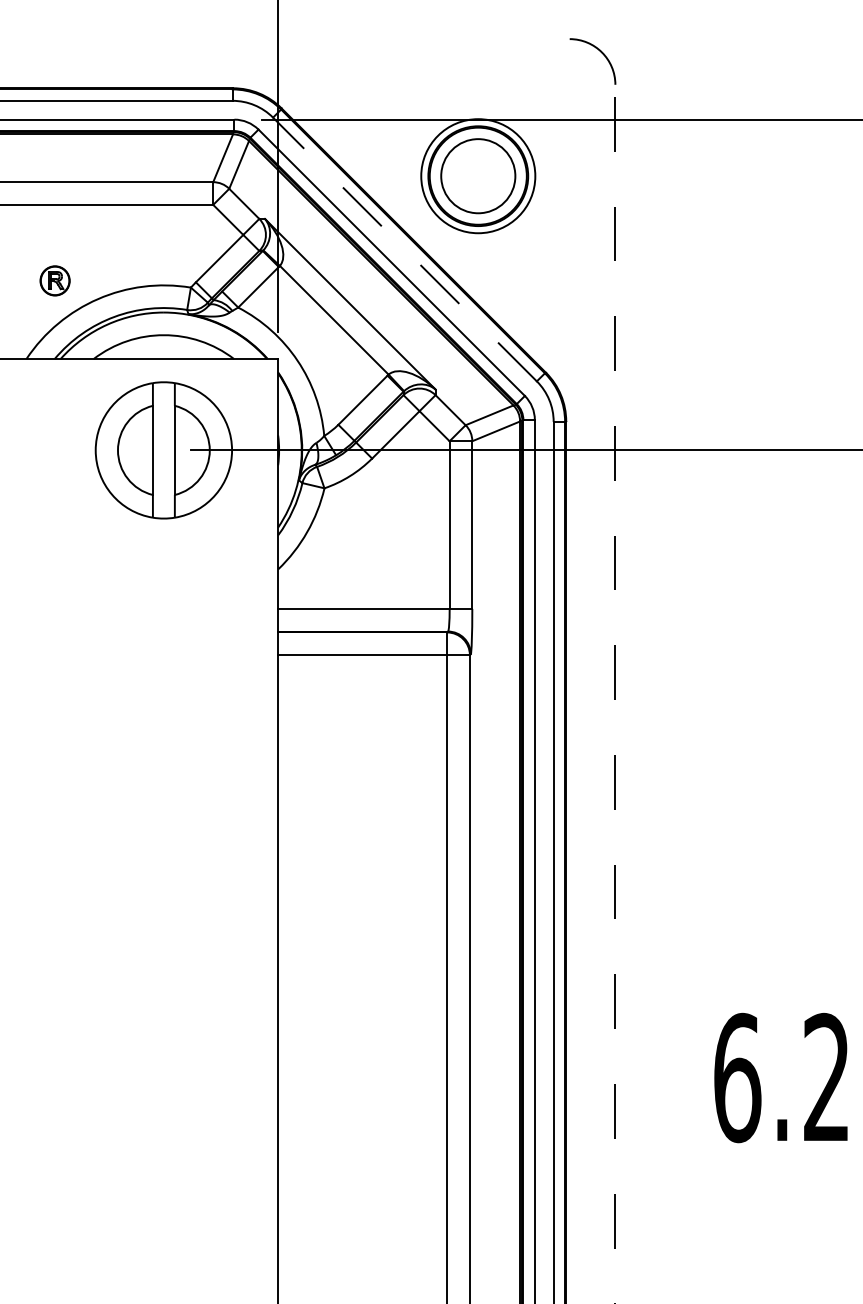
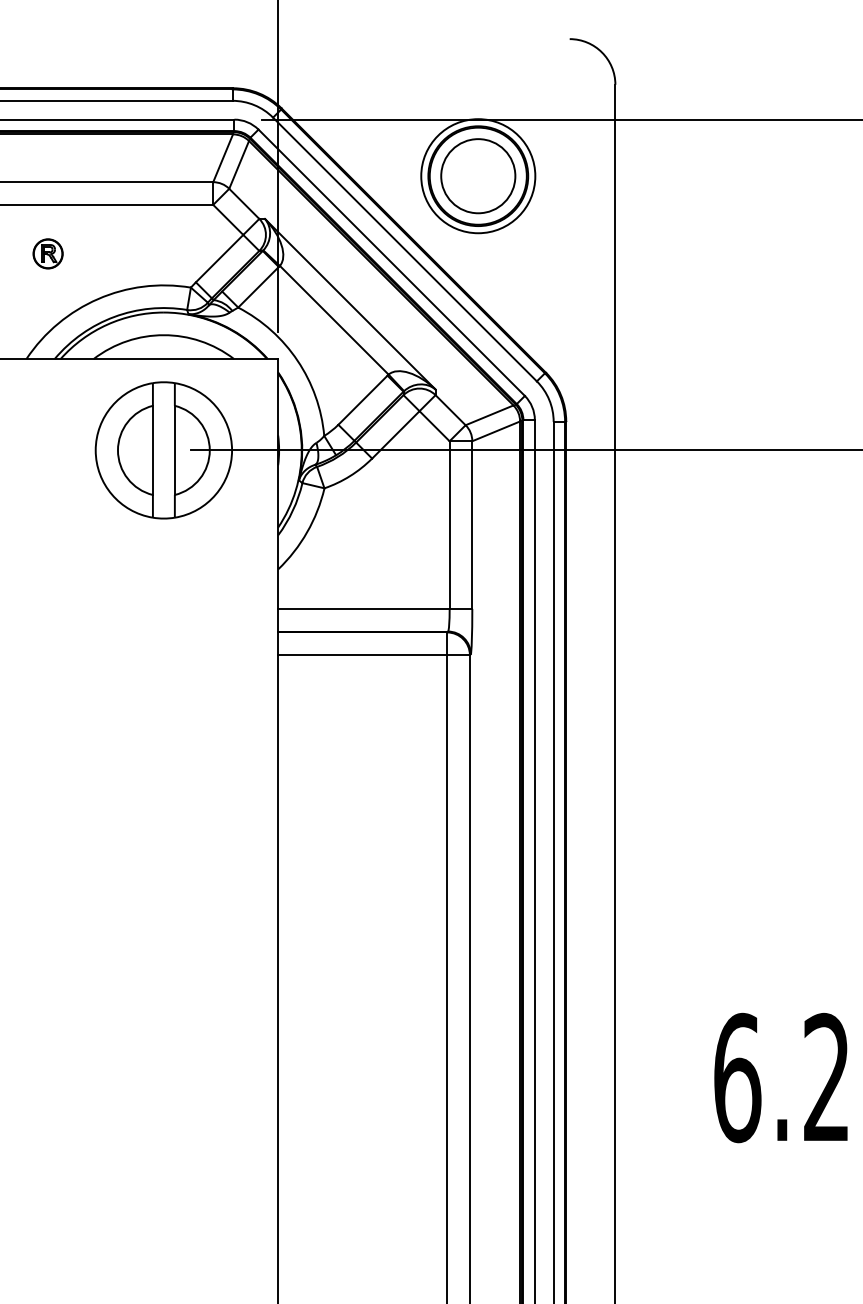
line: dashed -> solid (404, 249)
part position: (54, 280) -> (47, 253) (47, 253)
line: dashed -> solid (615, 693)
